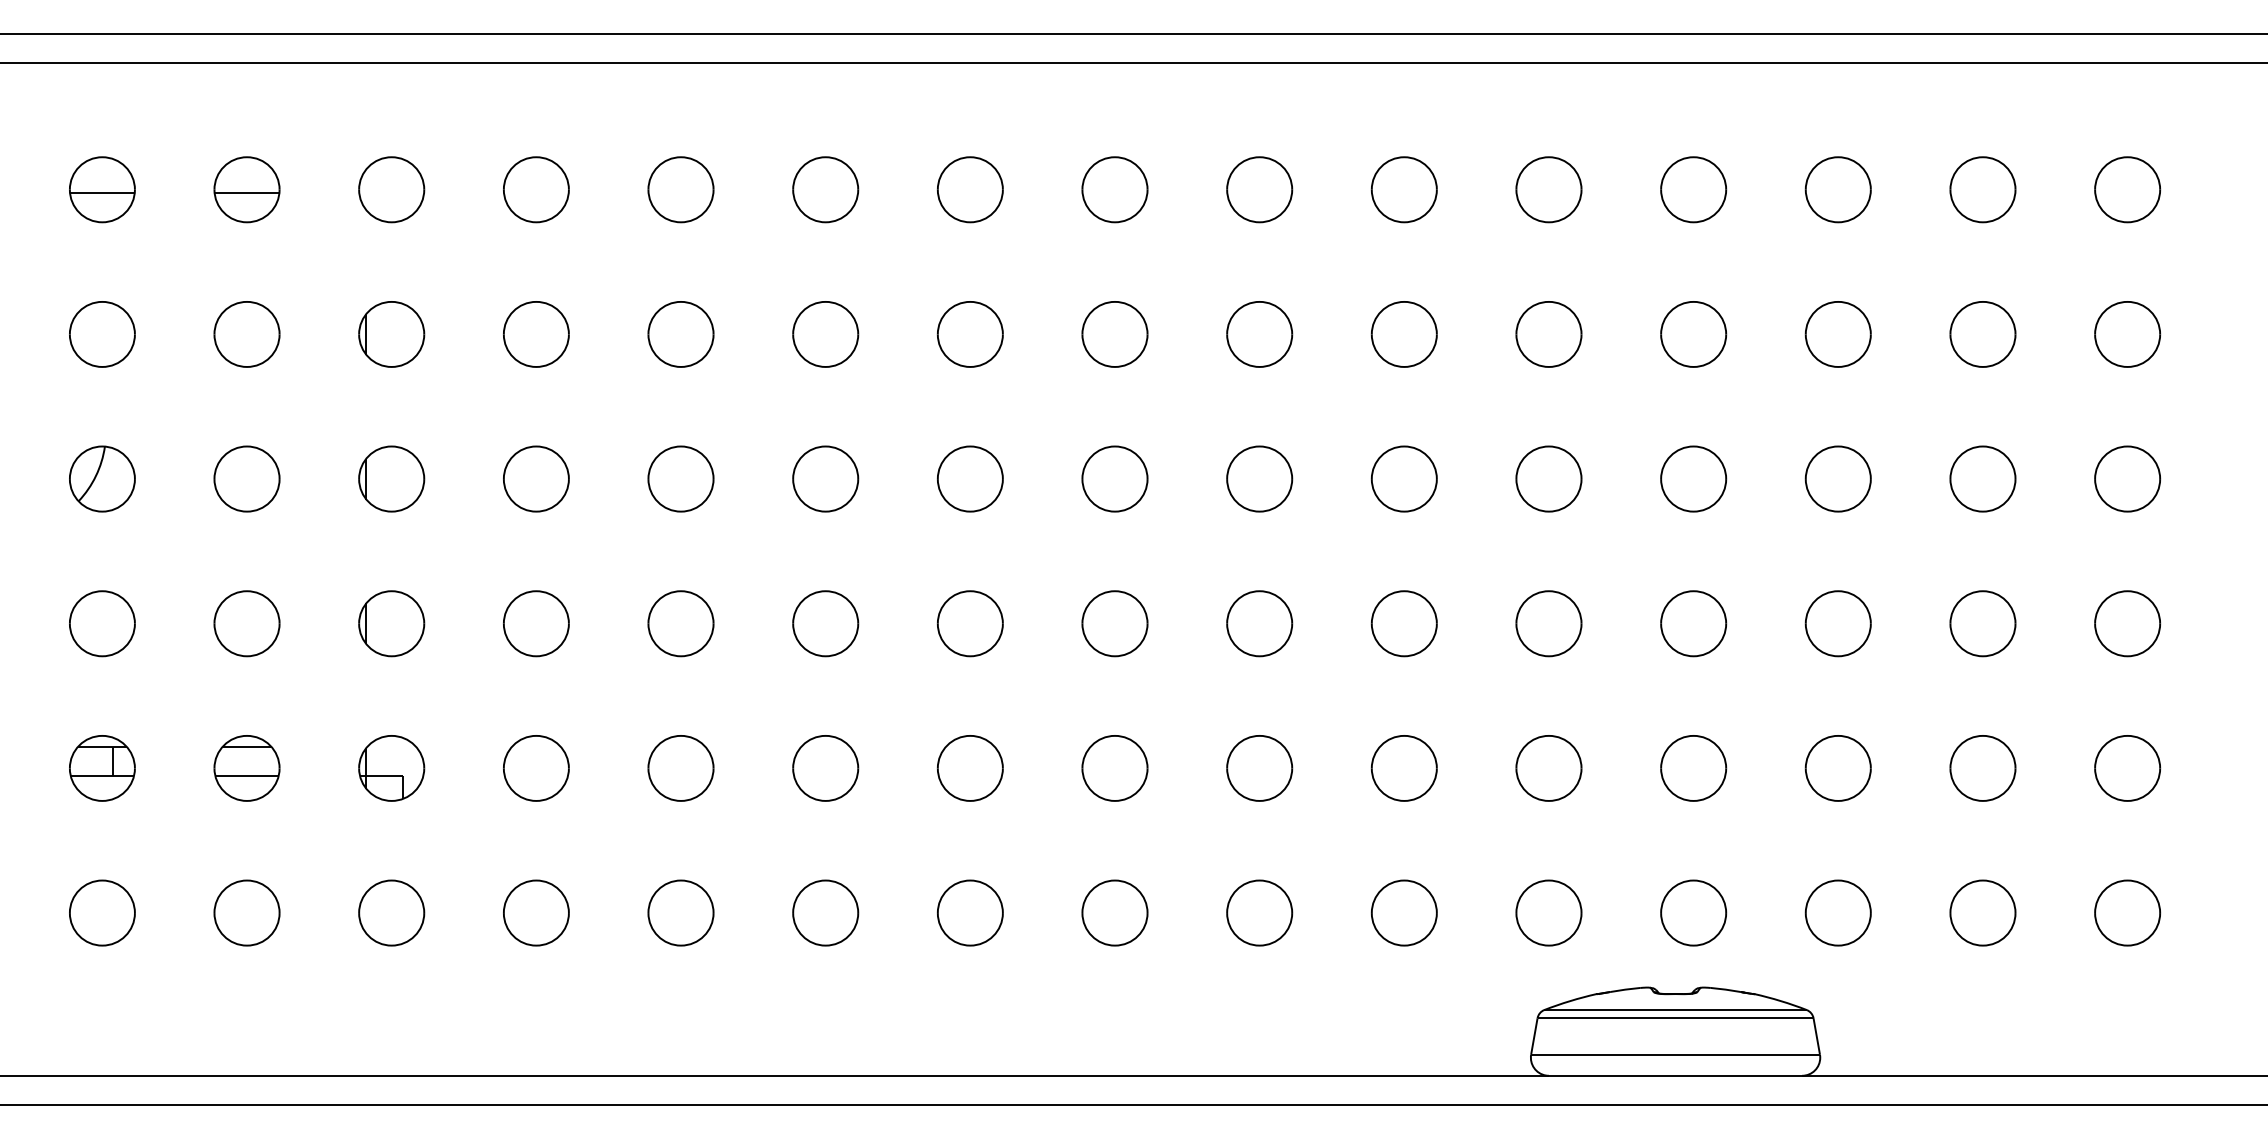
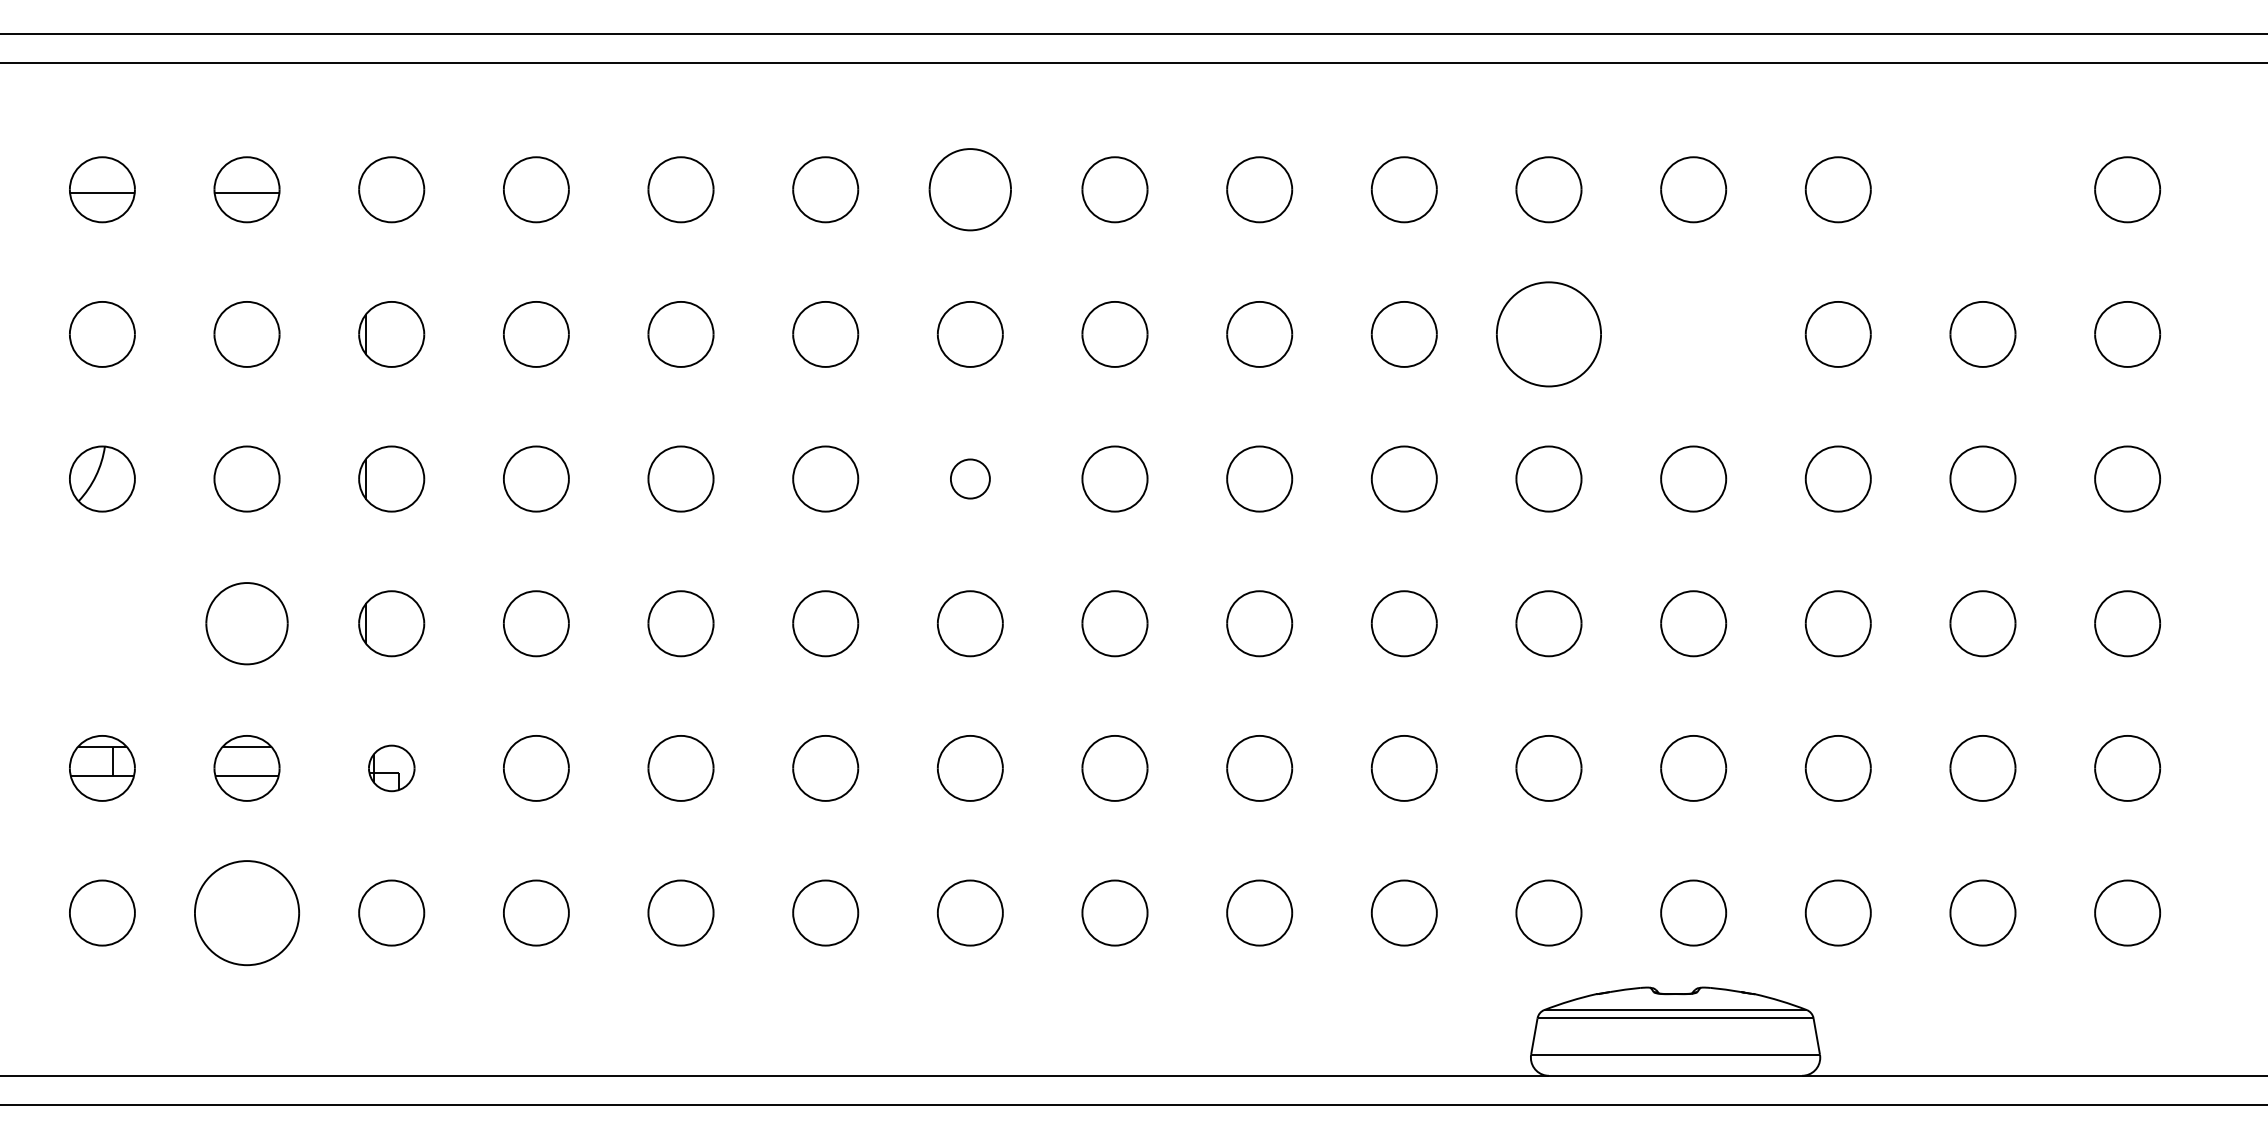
part size: 67x68 px -> 84x84 px (969, 189)
part: present -> none (1982, 189)
part size: 68x67 px -> 106x107 px (1548, 334)
part: present -> none (1693, 334)
part size: 67x68 px -> 41x42 px (970, 478)
part: present -> none (102, 623)
part size: 68x68 px -> 84x84 px (246, 623)
part size: 68x67 px -> 48x49 px (391, 768)
part size: 68x68 px -> 106x107 px (246, 913)
